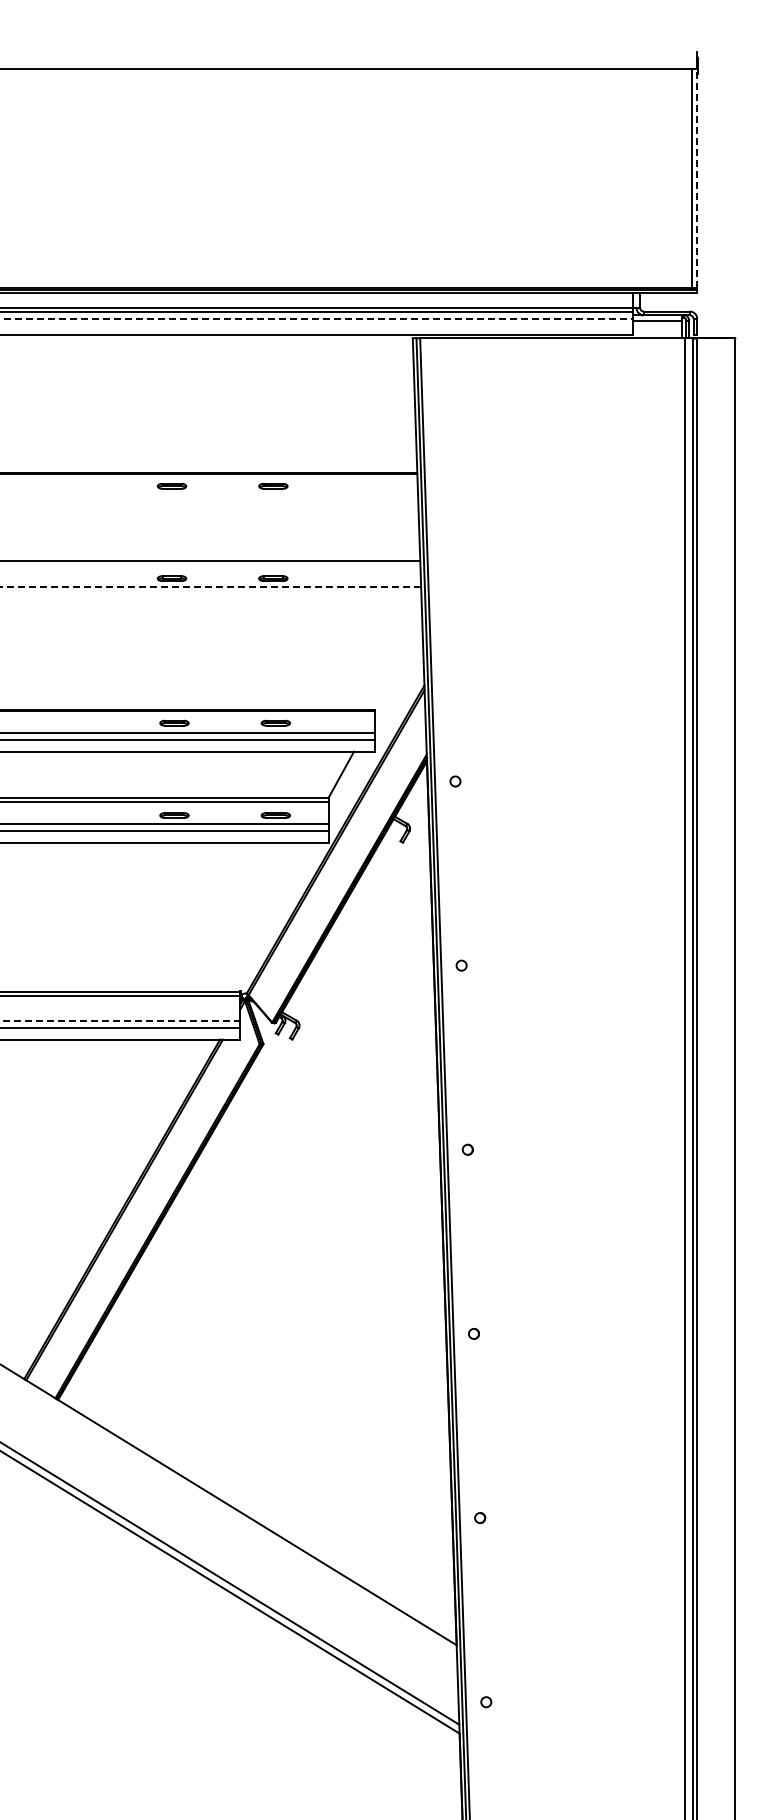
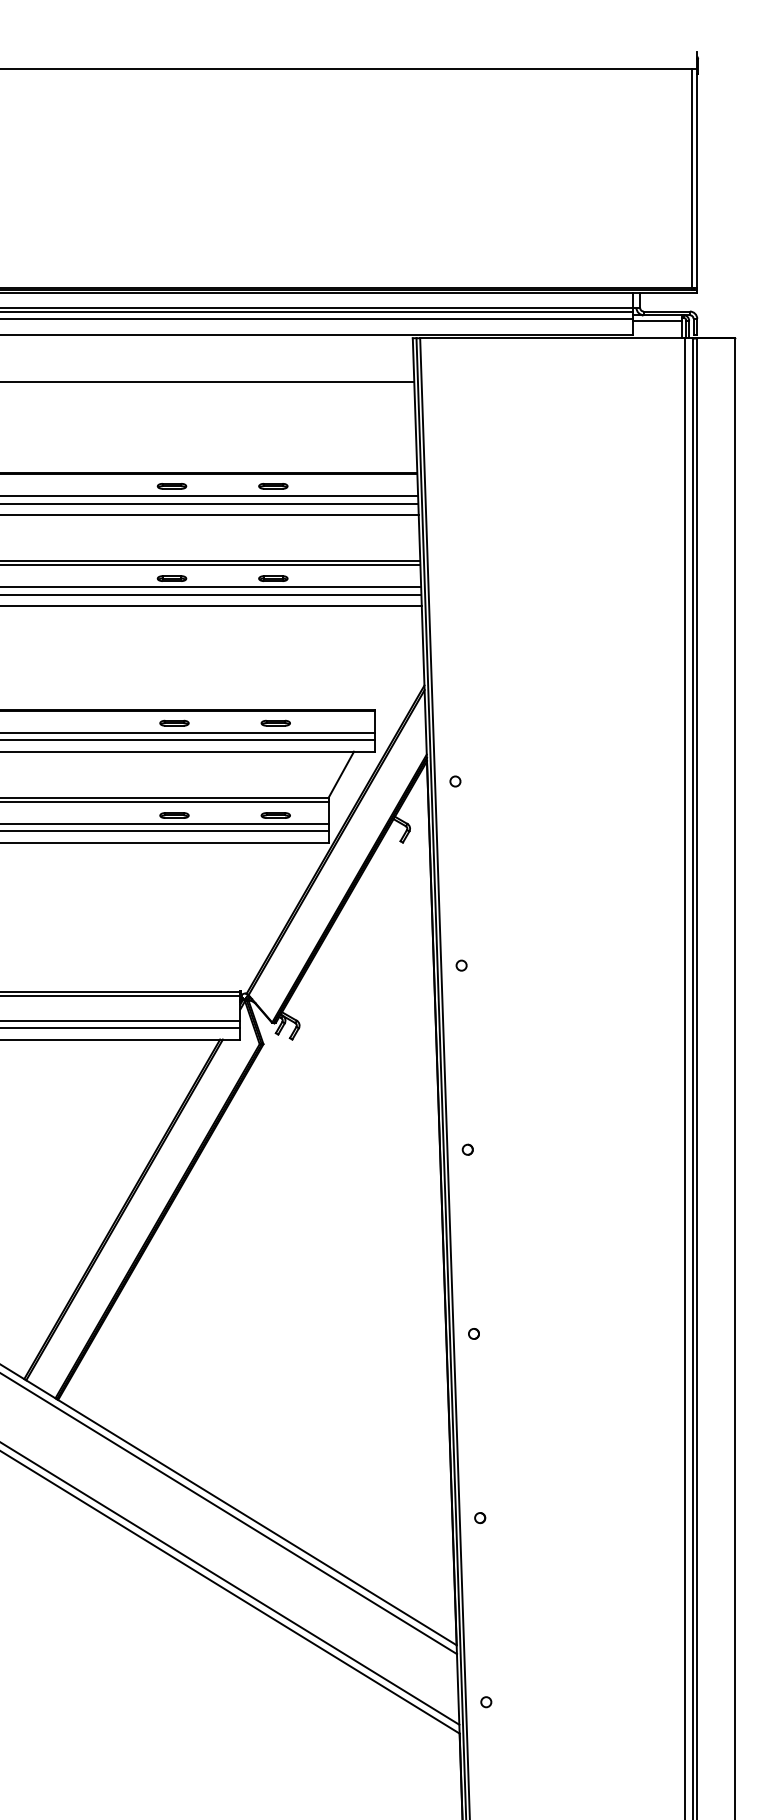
line: dashed -> solid (697, 177)
line: dashed -> solid (316, 318)
line: none -> present (208, 382)
line: none -> present (210, 495)
line: none -> present (210, 503)
line: none -> present (210, 514)
line: none -> present (211, 564)
line: dashed -> solid (211, 586)
line: none -> present (211, 594)
line: none -> present (211, 605)
line: dashed -> solid (120, 1020)
line: none -> present (229, 1514)
